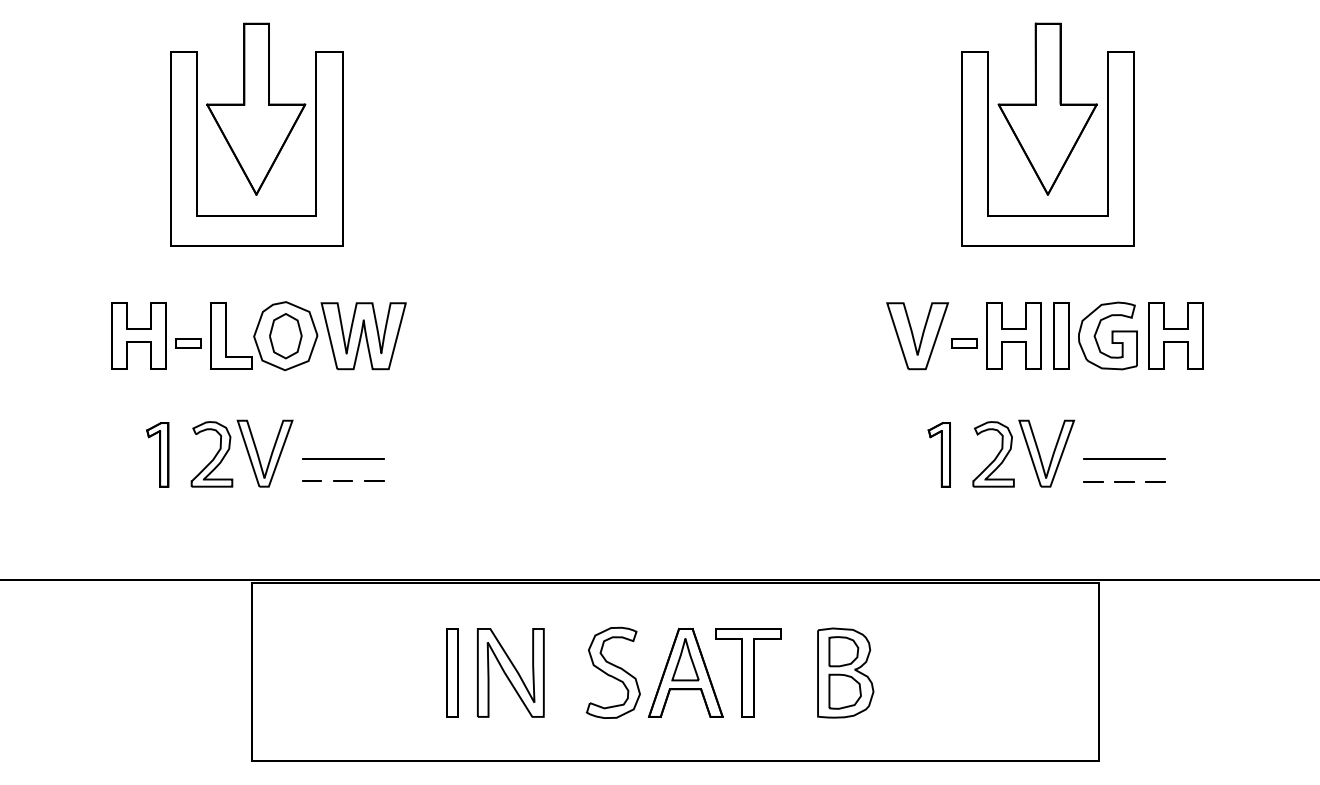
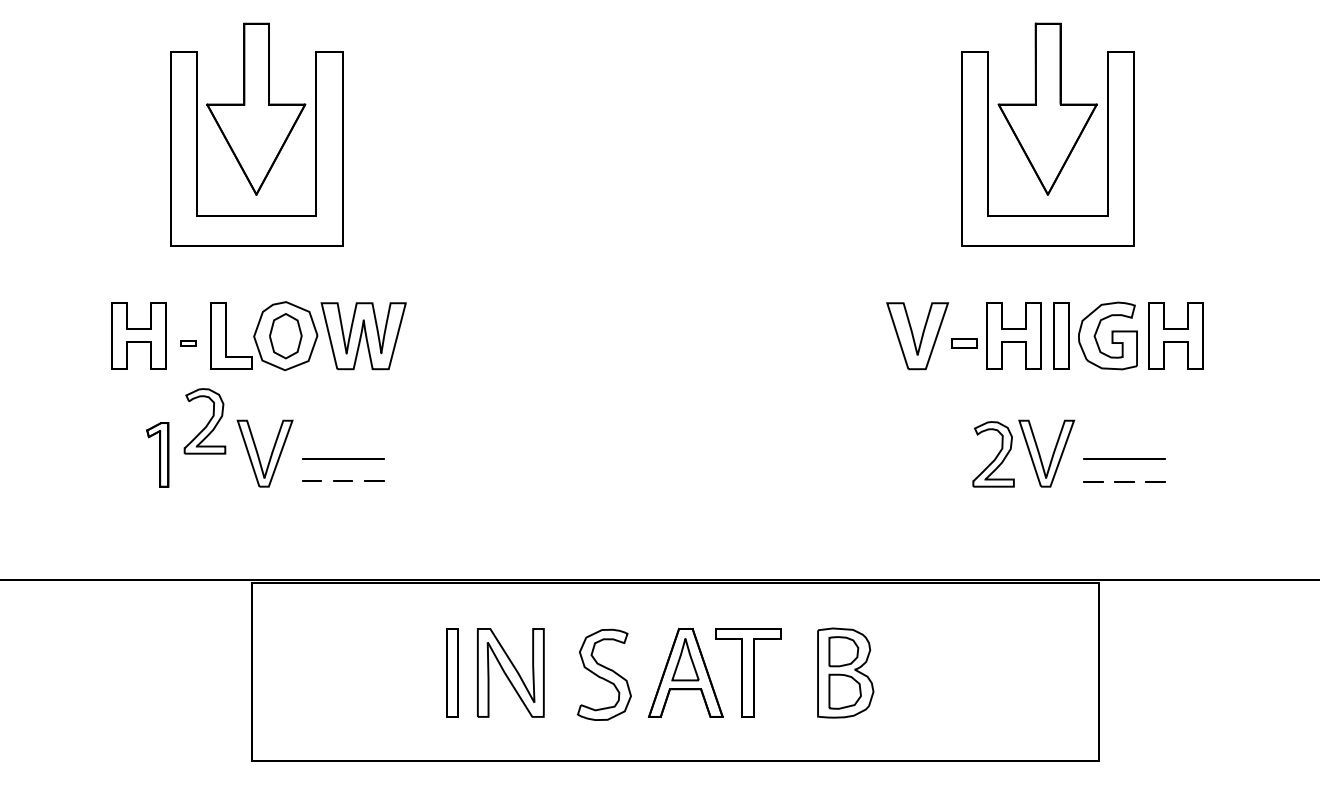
part size: 27x11 px -> 17x7 px (188, 343)
part position: (211, 454) -> (204, 421) (204, 421)
part: present -> none (938, 454)
part position: (612, 672) -> (603, 674) (603, 674)
